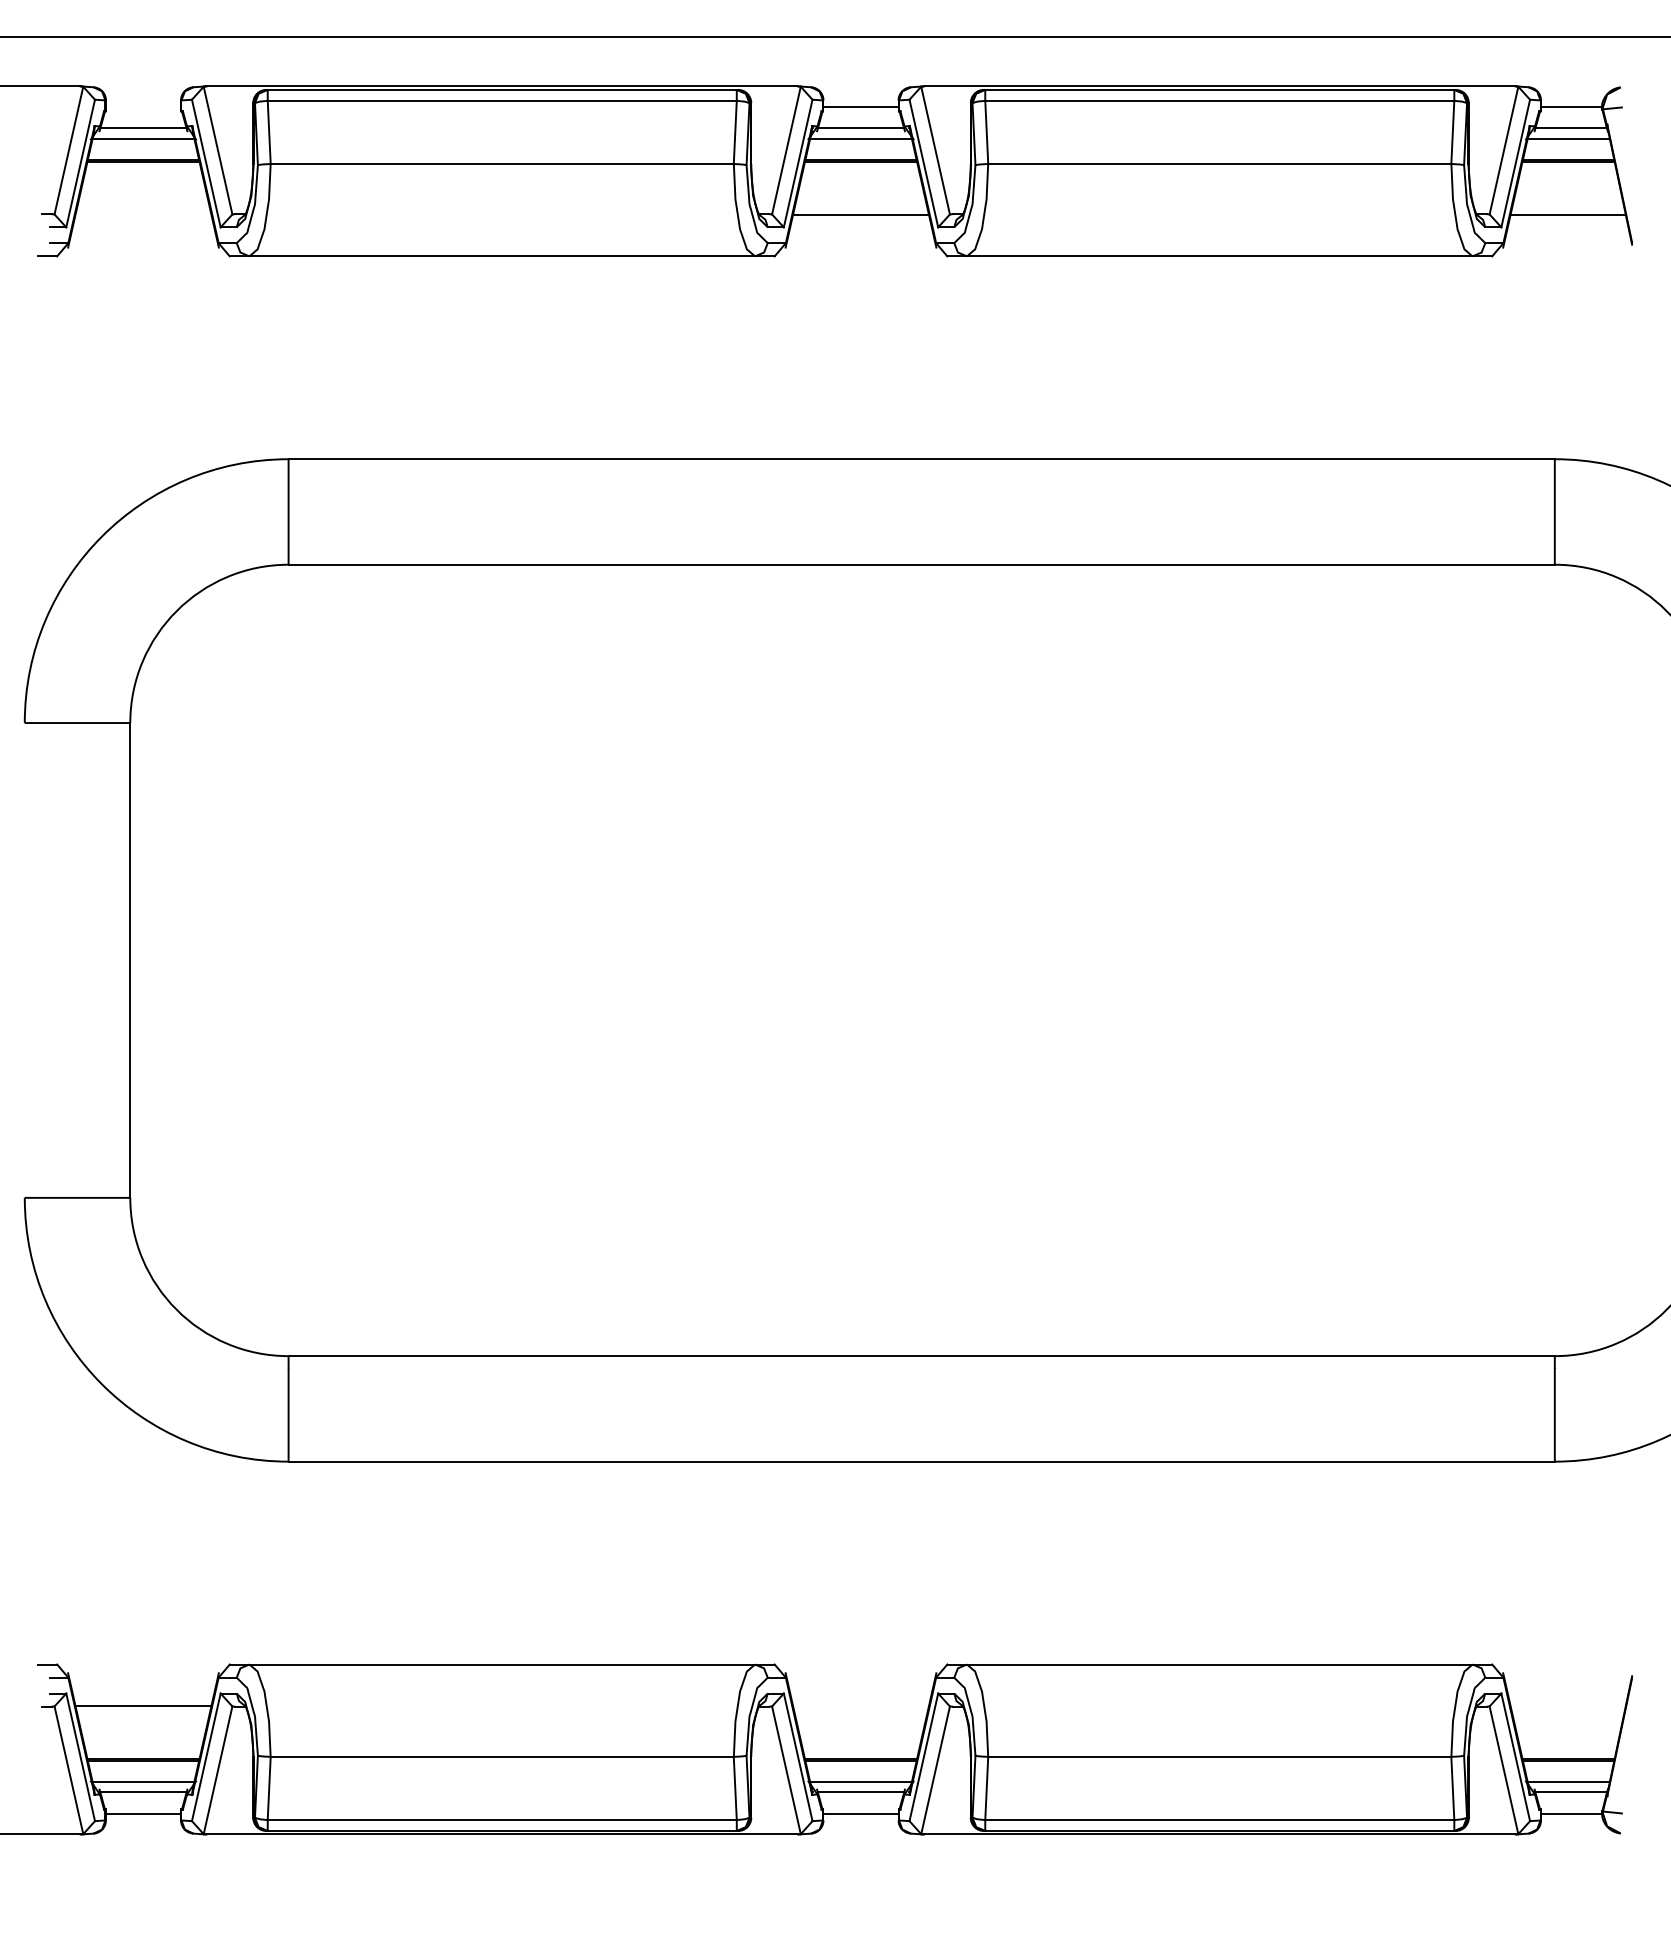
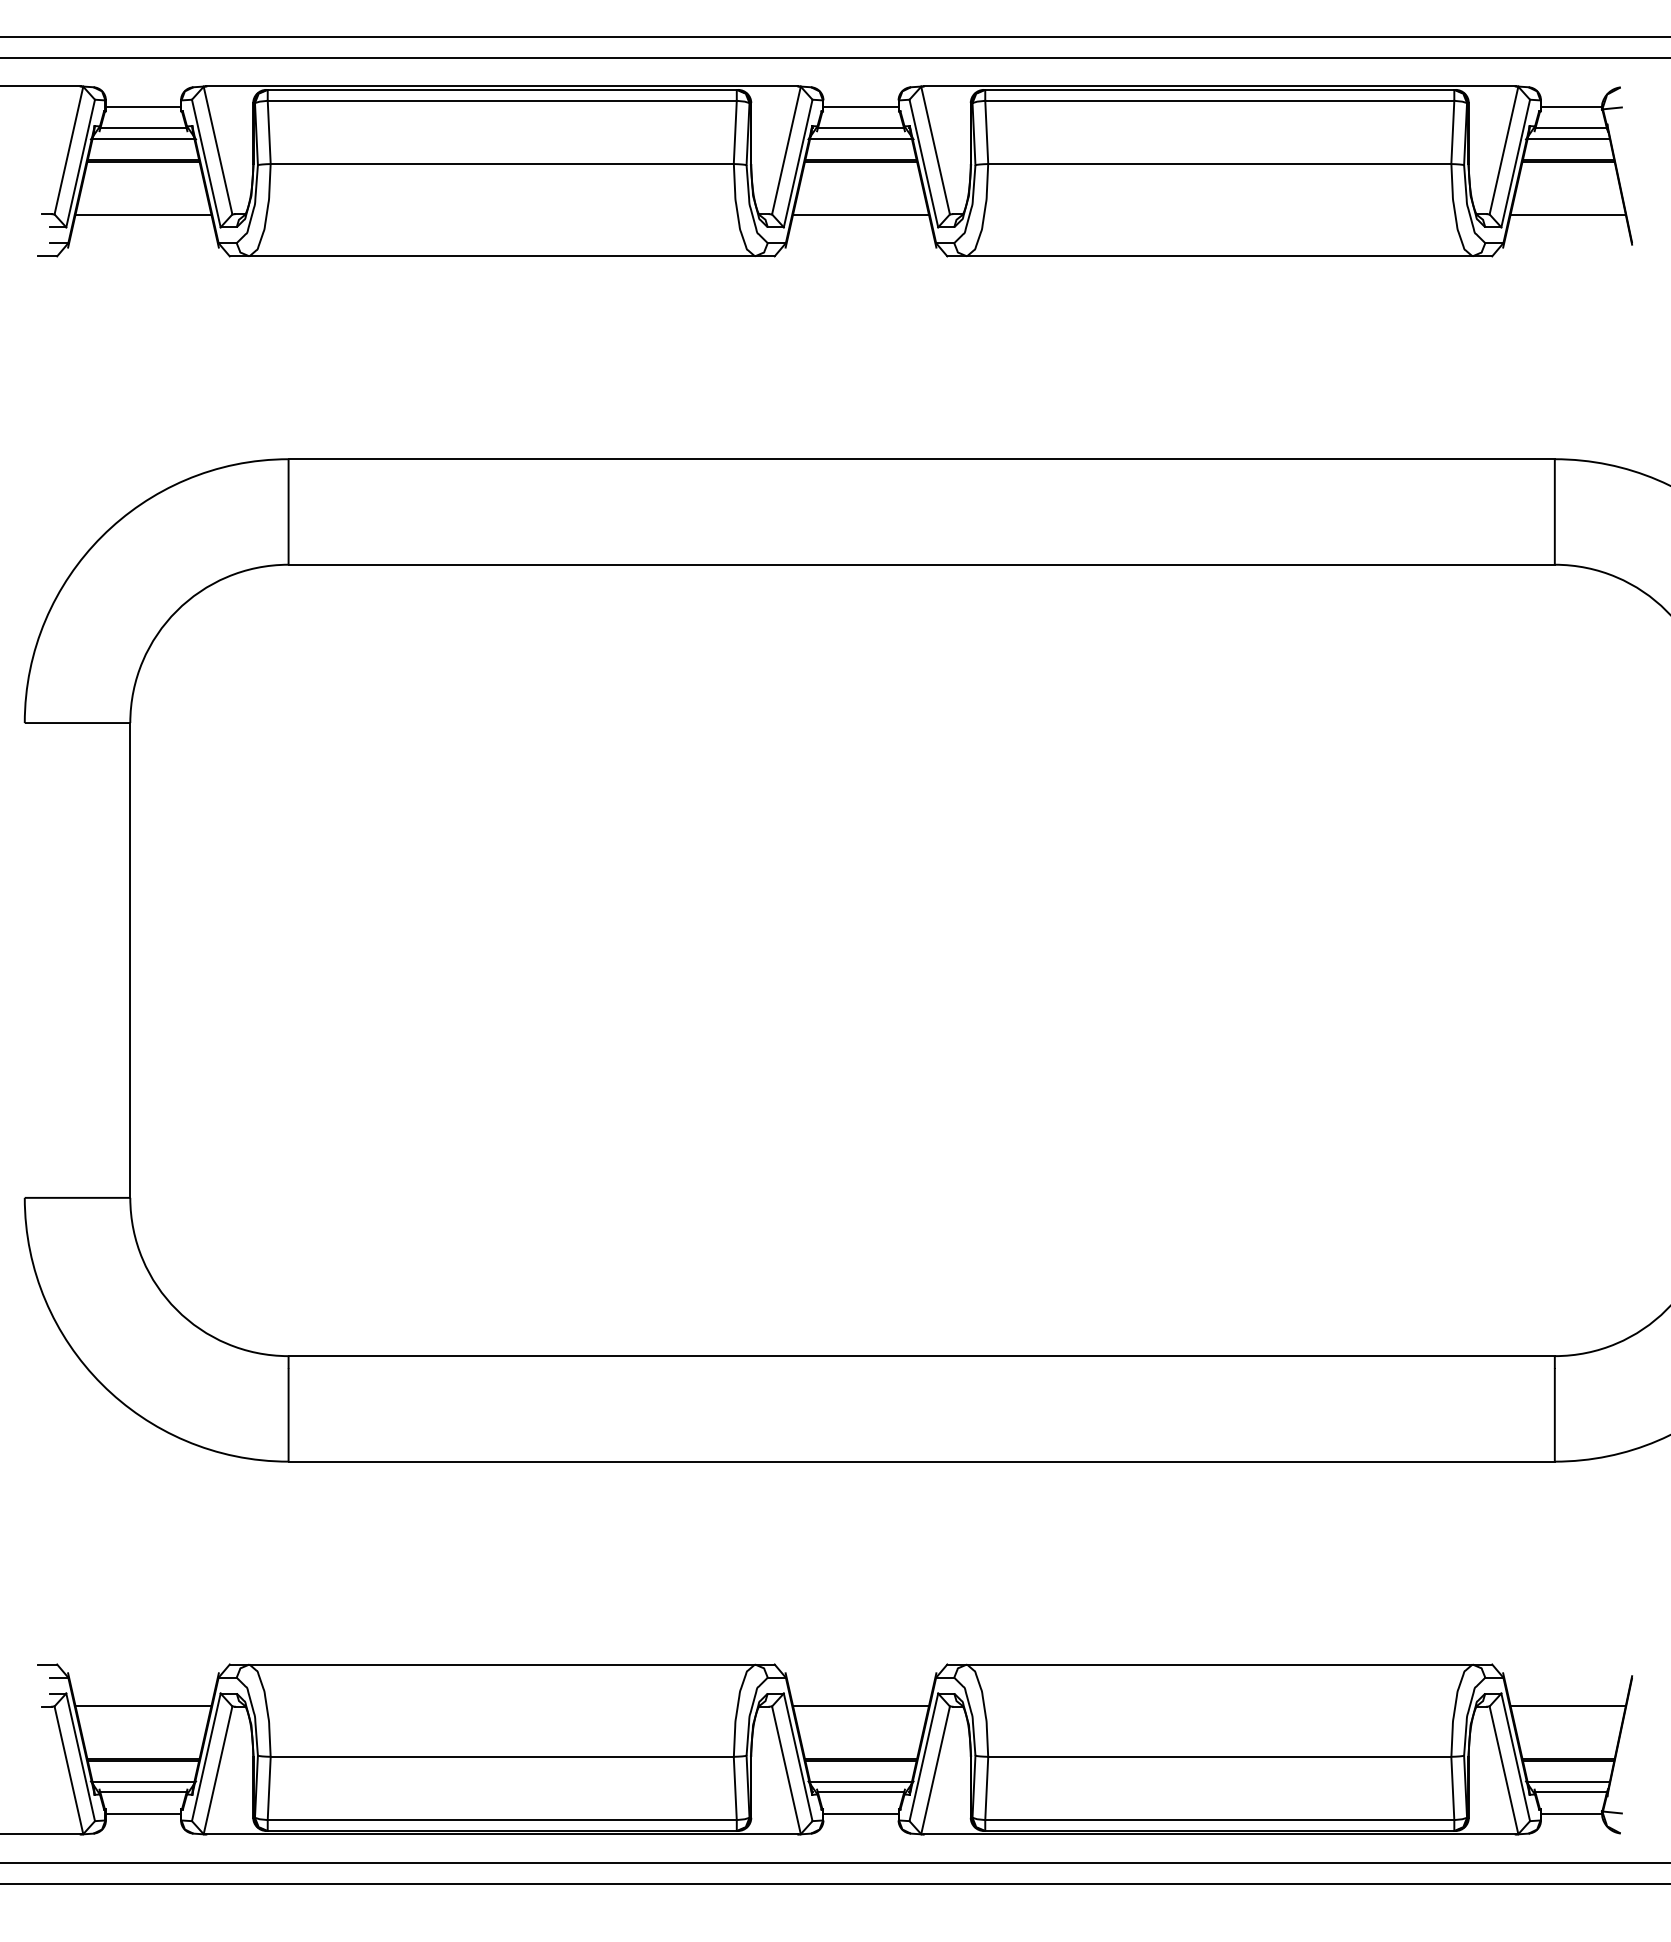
line: none -> present (834, 58)
line: none -> present (143, 106)
line: none -> present (143, 214)
line: none -> present (860, 1706)
line: none -> present (1567, 1706)
line: none -> present (834, 1862)
line: none -> present (834, 1883)
